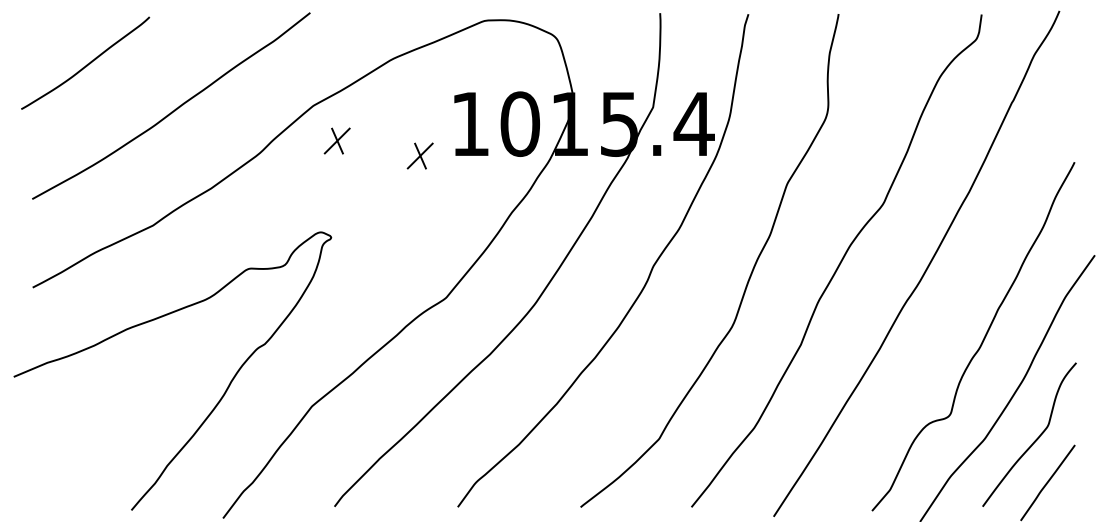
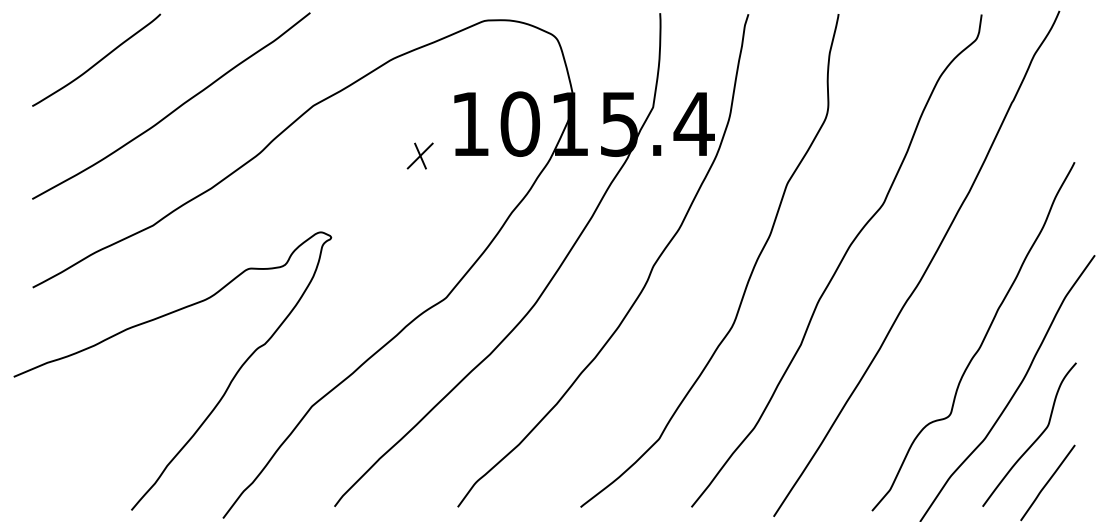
curve position: (87, 63) -> (98, 60) (98, 60)
part: present -> none (336, 140)
